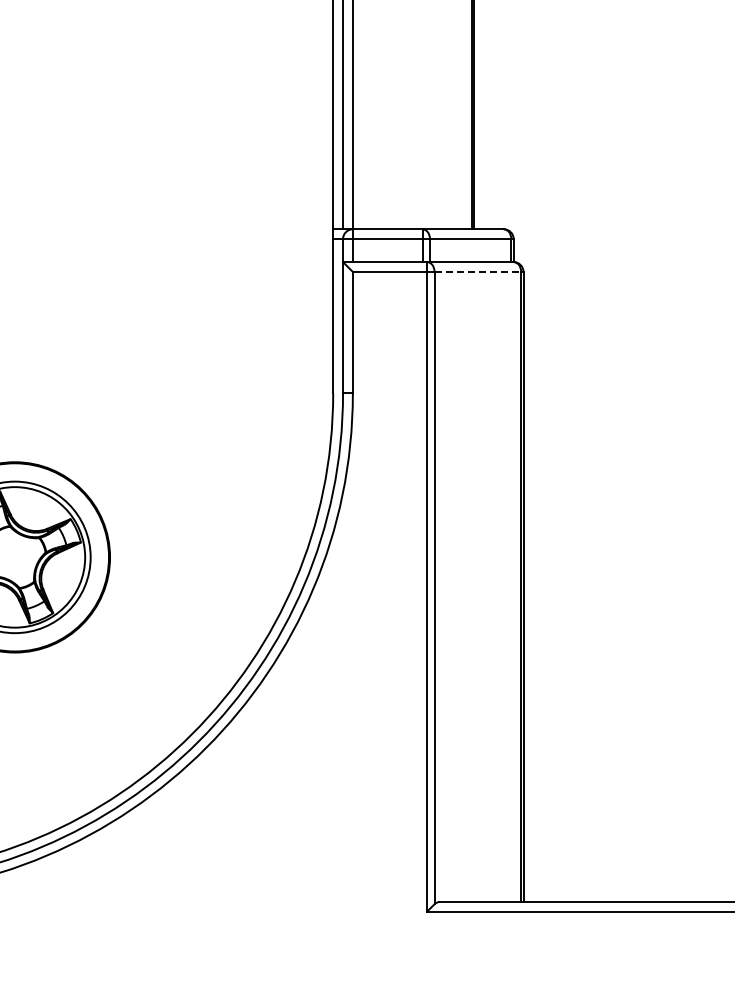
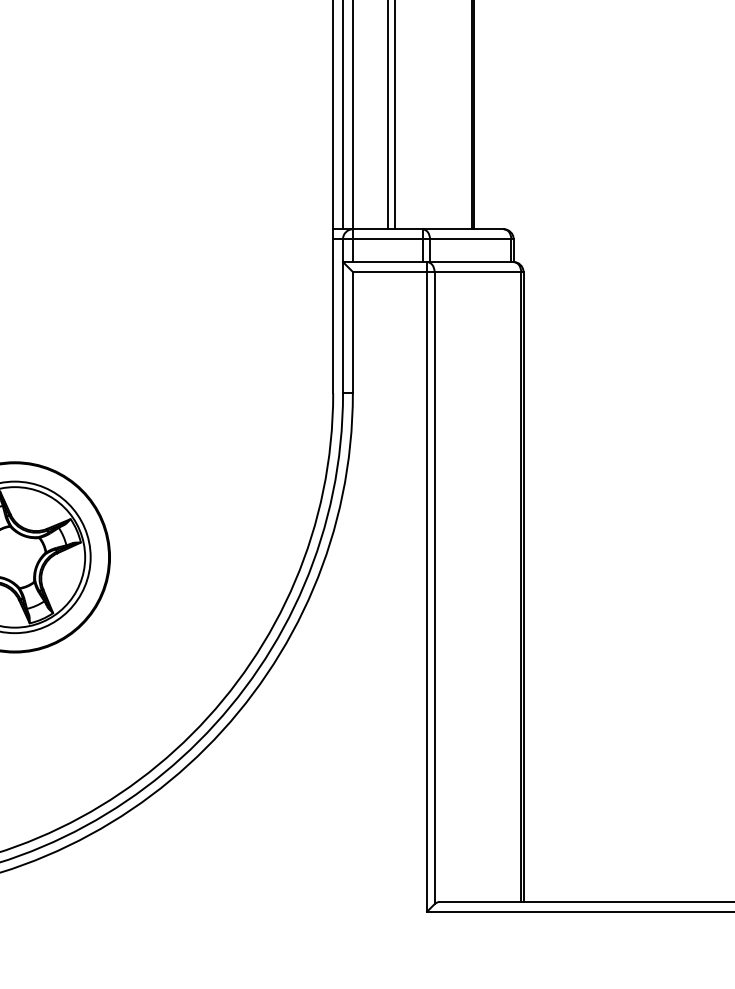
line: none -> present (387, 115)
line: none -> present (395, 115)
line: dashed -> solid (478, 271)
